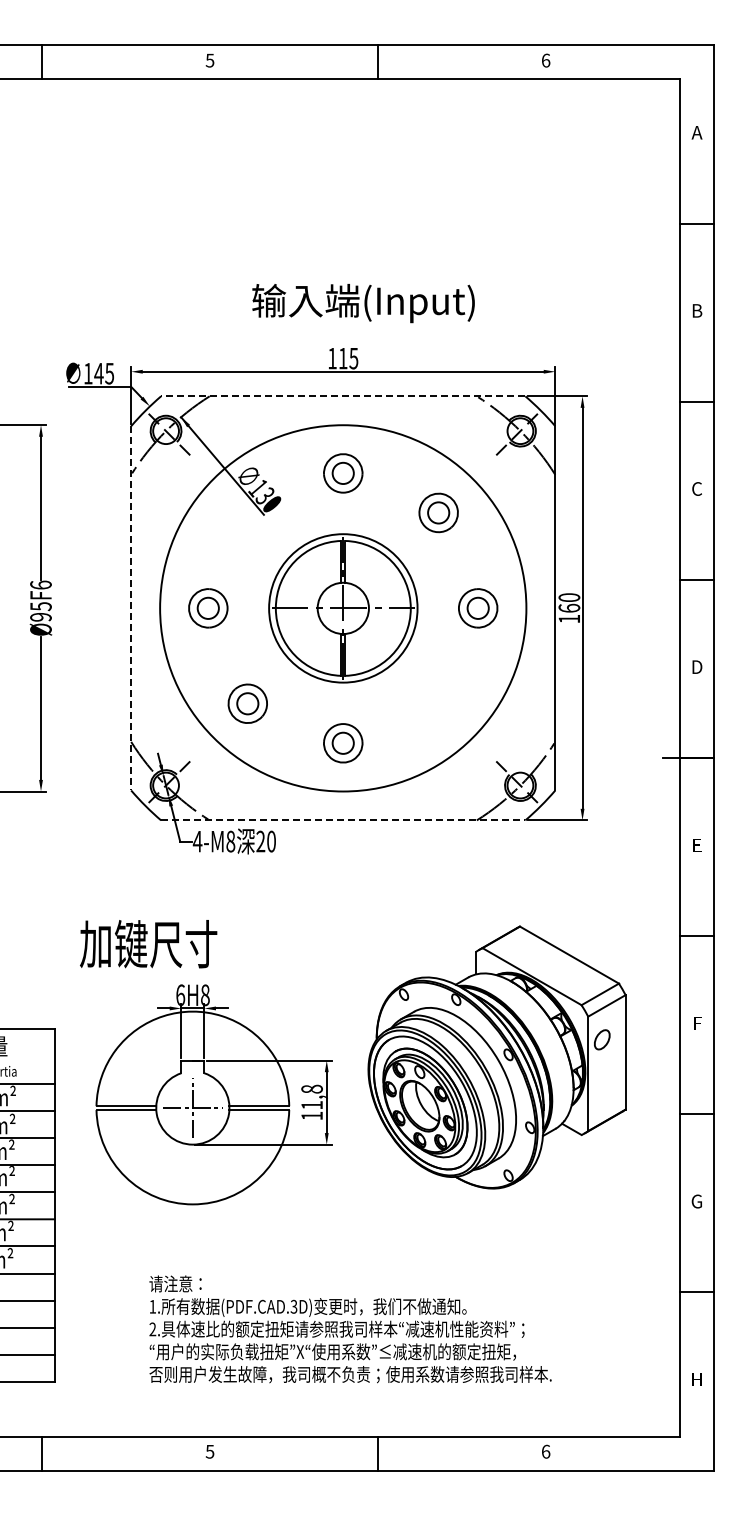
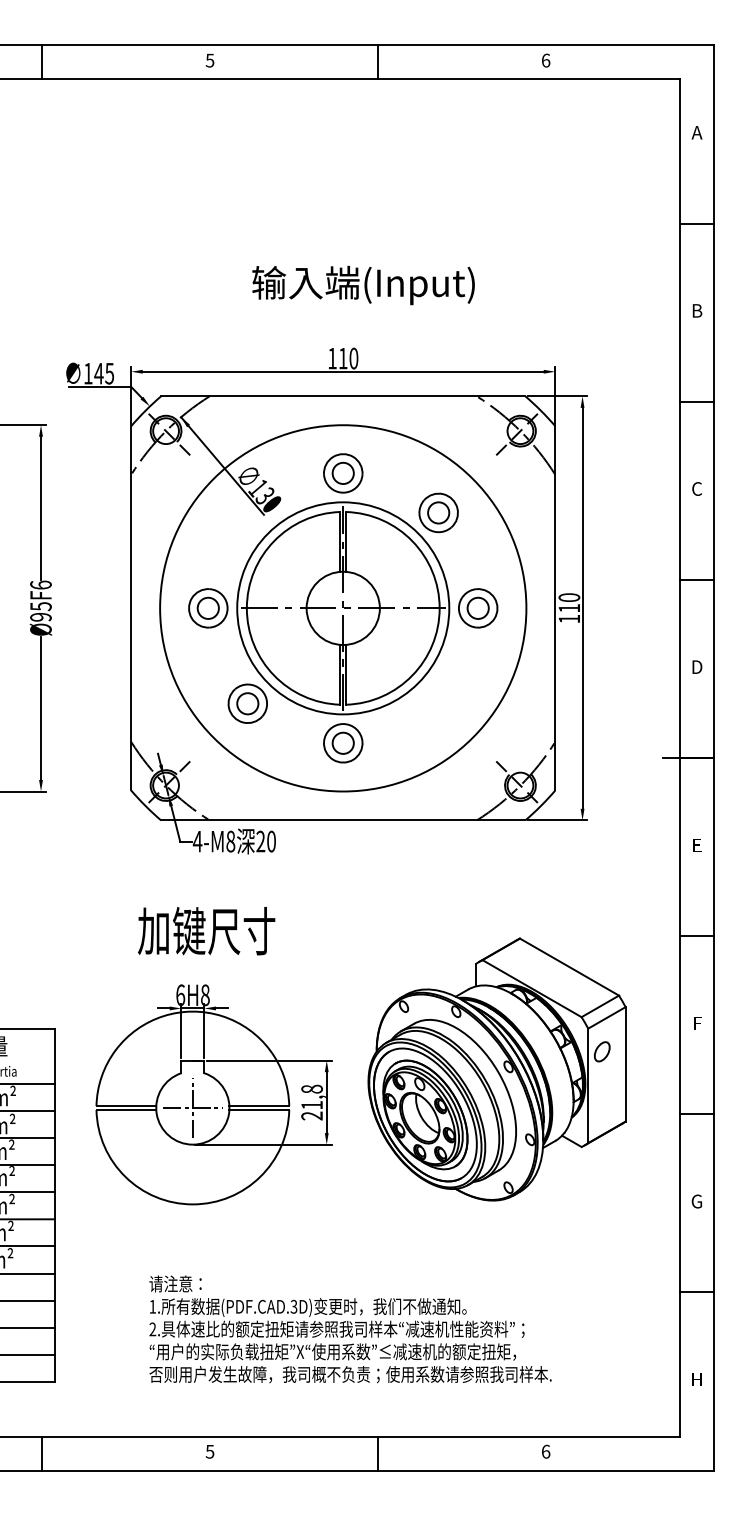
text position: (363, 303) -> (363, 285) (363, 285)
text: 115 -> 110 (353, 358)
line: dashed -> solid (342, 396)
text: 160 -> 110 (569, 607)
line: dashed -> solid (131, 608)
part size: 151x151 px -> 215x215 px (343, 608)
line: dashed -> solid (343, 820)
text position: (148, 944) -> (206, 931) (206, 931)
part position: (496, 1057) -> (496, 1069) (496, 1069)
text: 11,8 -> 21,8 (311, 1115)
